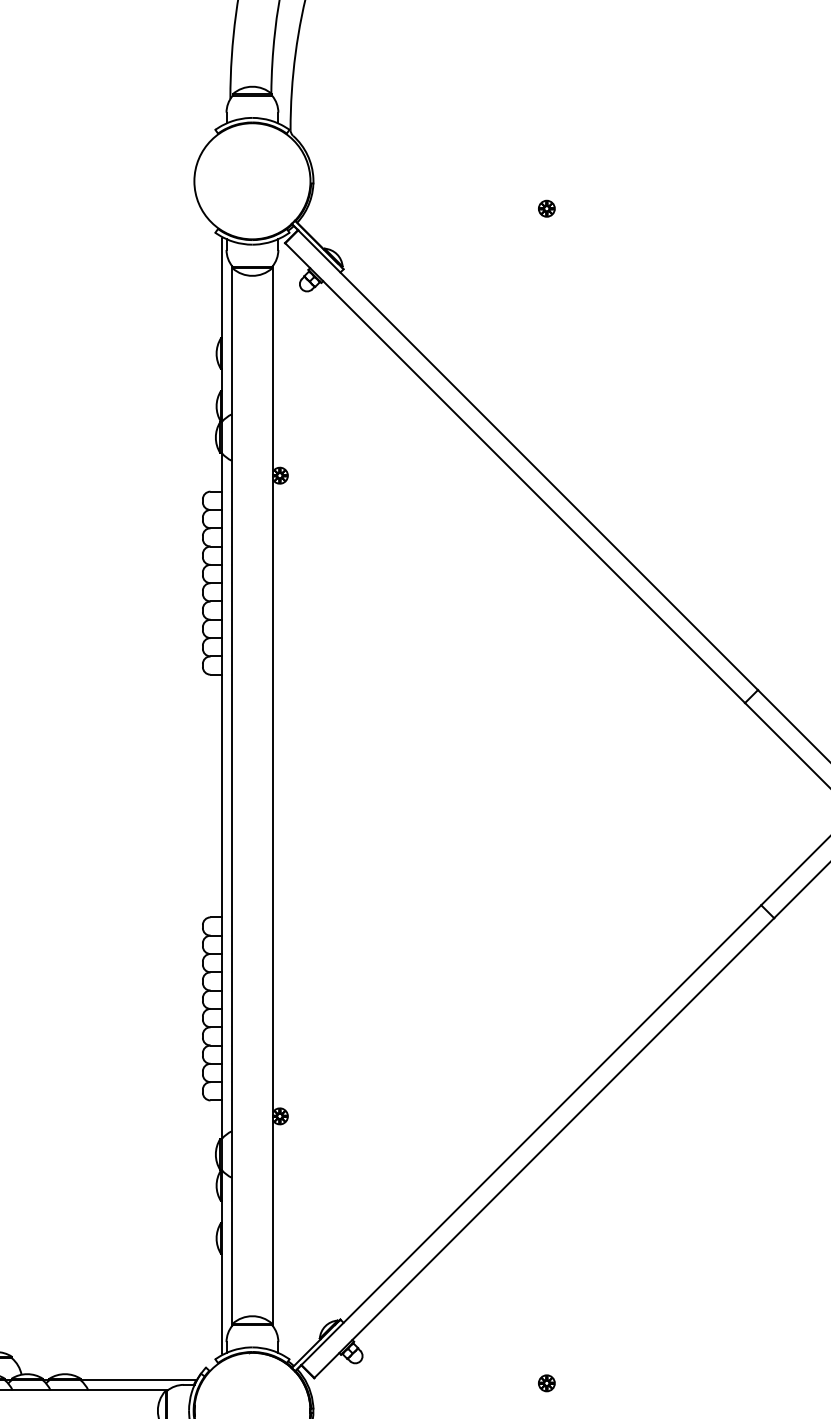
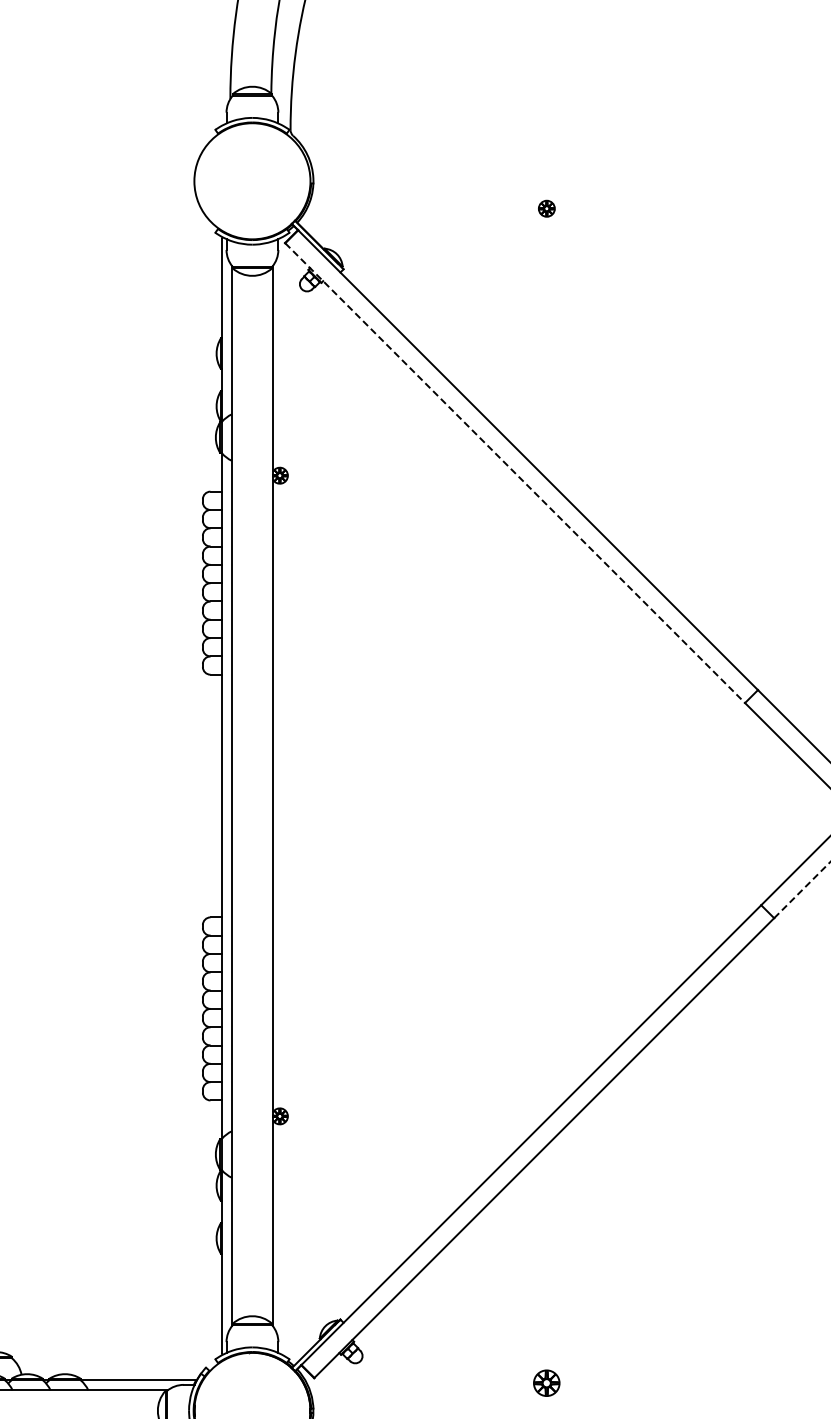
line: solid -> dashed (515, 473)
line: solid -> dashed (802, 890)
part size: 18x19 px -> 28x28 px (546, 1382)
